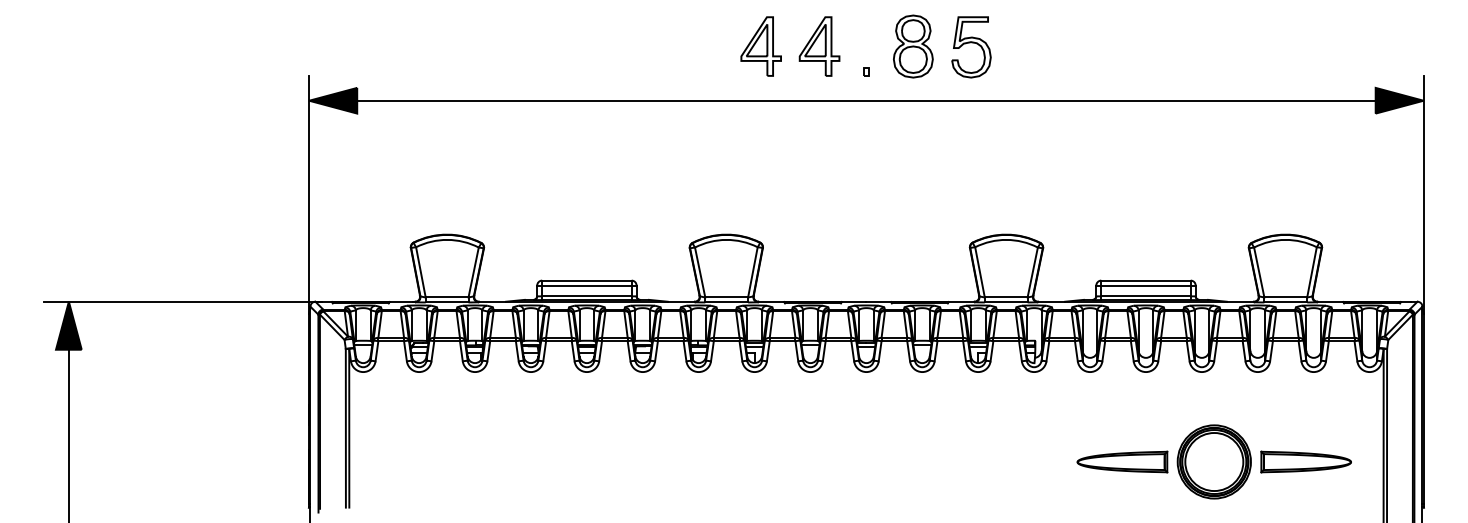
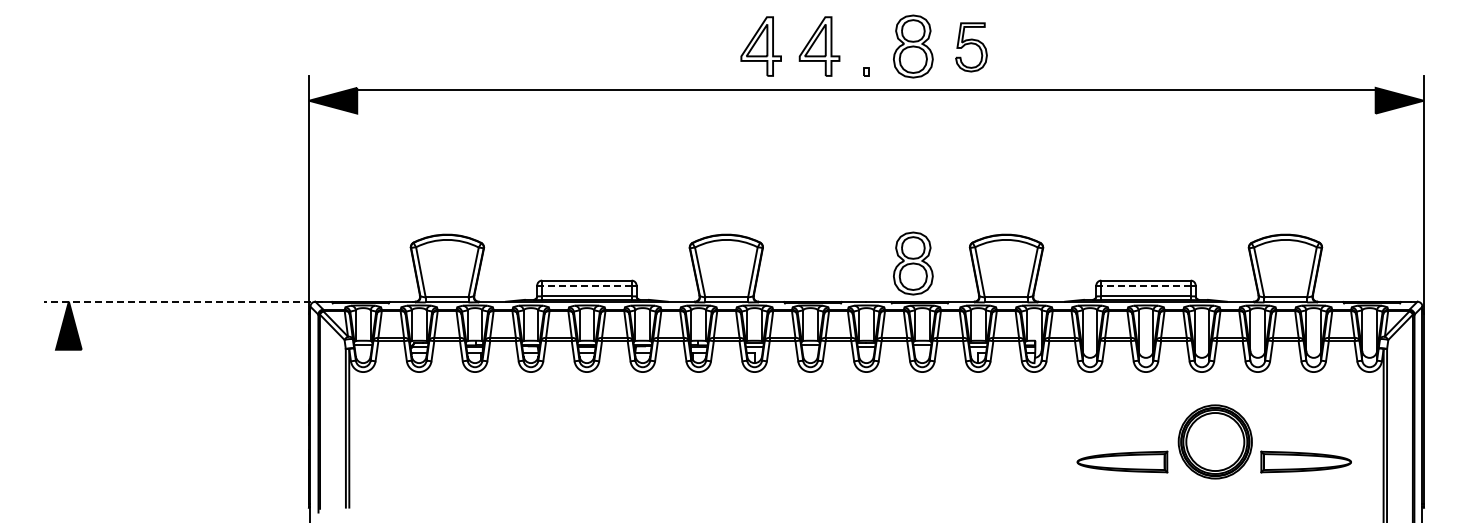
part size: 41x63 px -> 33x51 px (971, 47)
line position: (866, 100) -> (866, 89) (866, 89)
part: none -> present (913, 263)
line: solid -> dashed (586, 285)
line: solid -> dashed (1146, 285)
line: solid -> dashed (182, 301)
line: present -> none (68, 434)
part position: (1213, 461) -> (1214, 441) (1214, 441)
